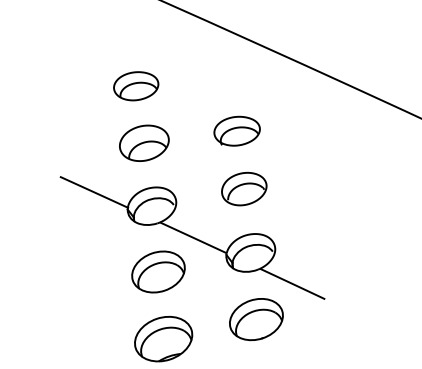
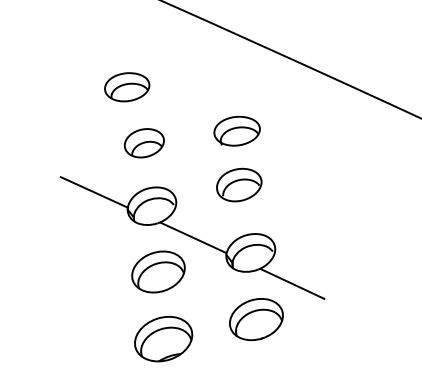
part position: (136, 86) -> (127, 87) (127, 87)
part size: 51x38 px -> 42x31 px (143, 143)
part position: (244, 188) -> (239, 184) (239, 184)
